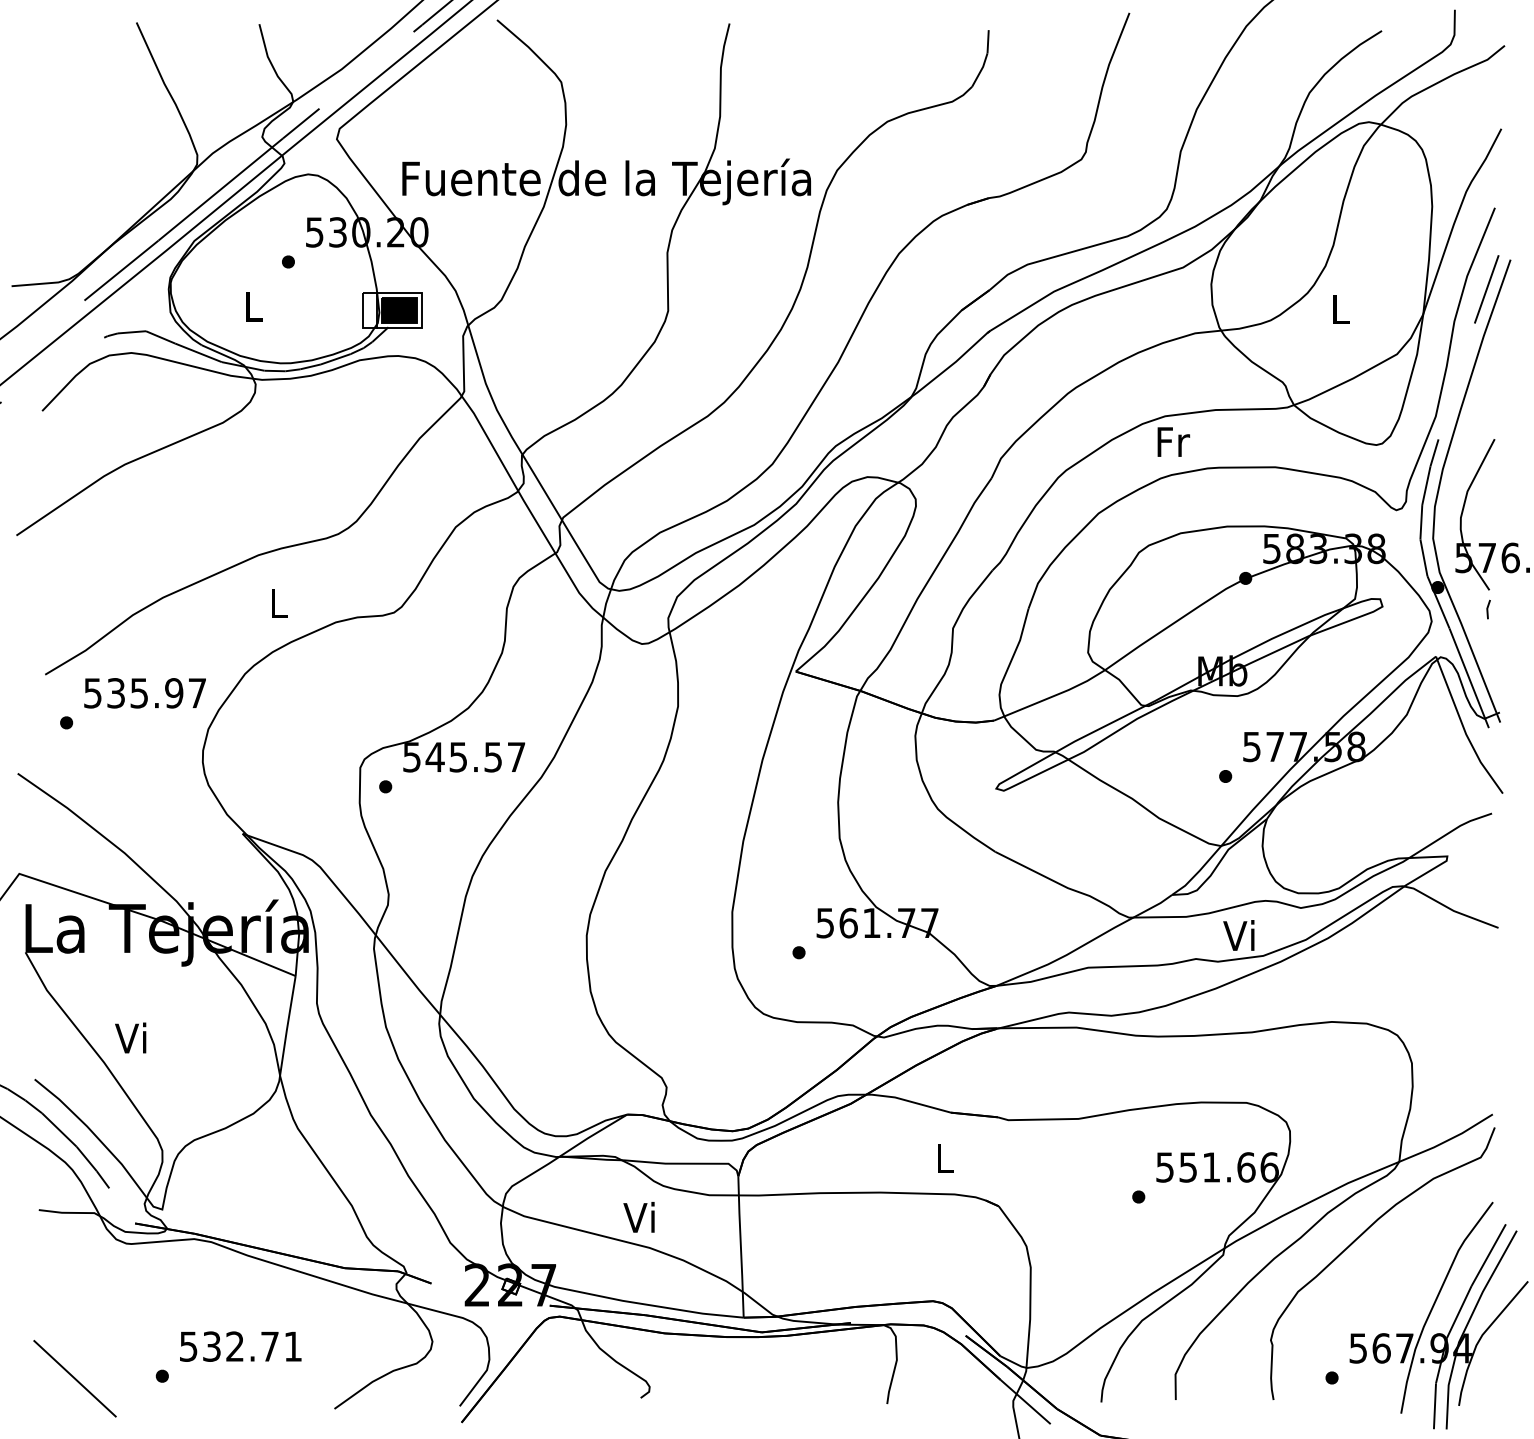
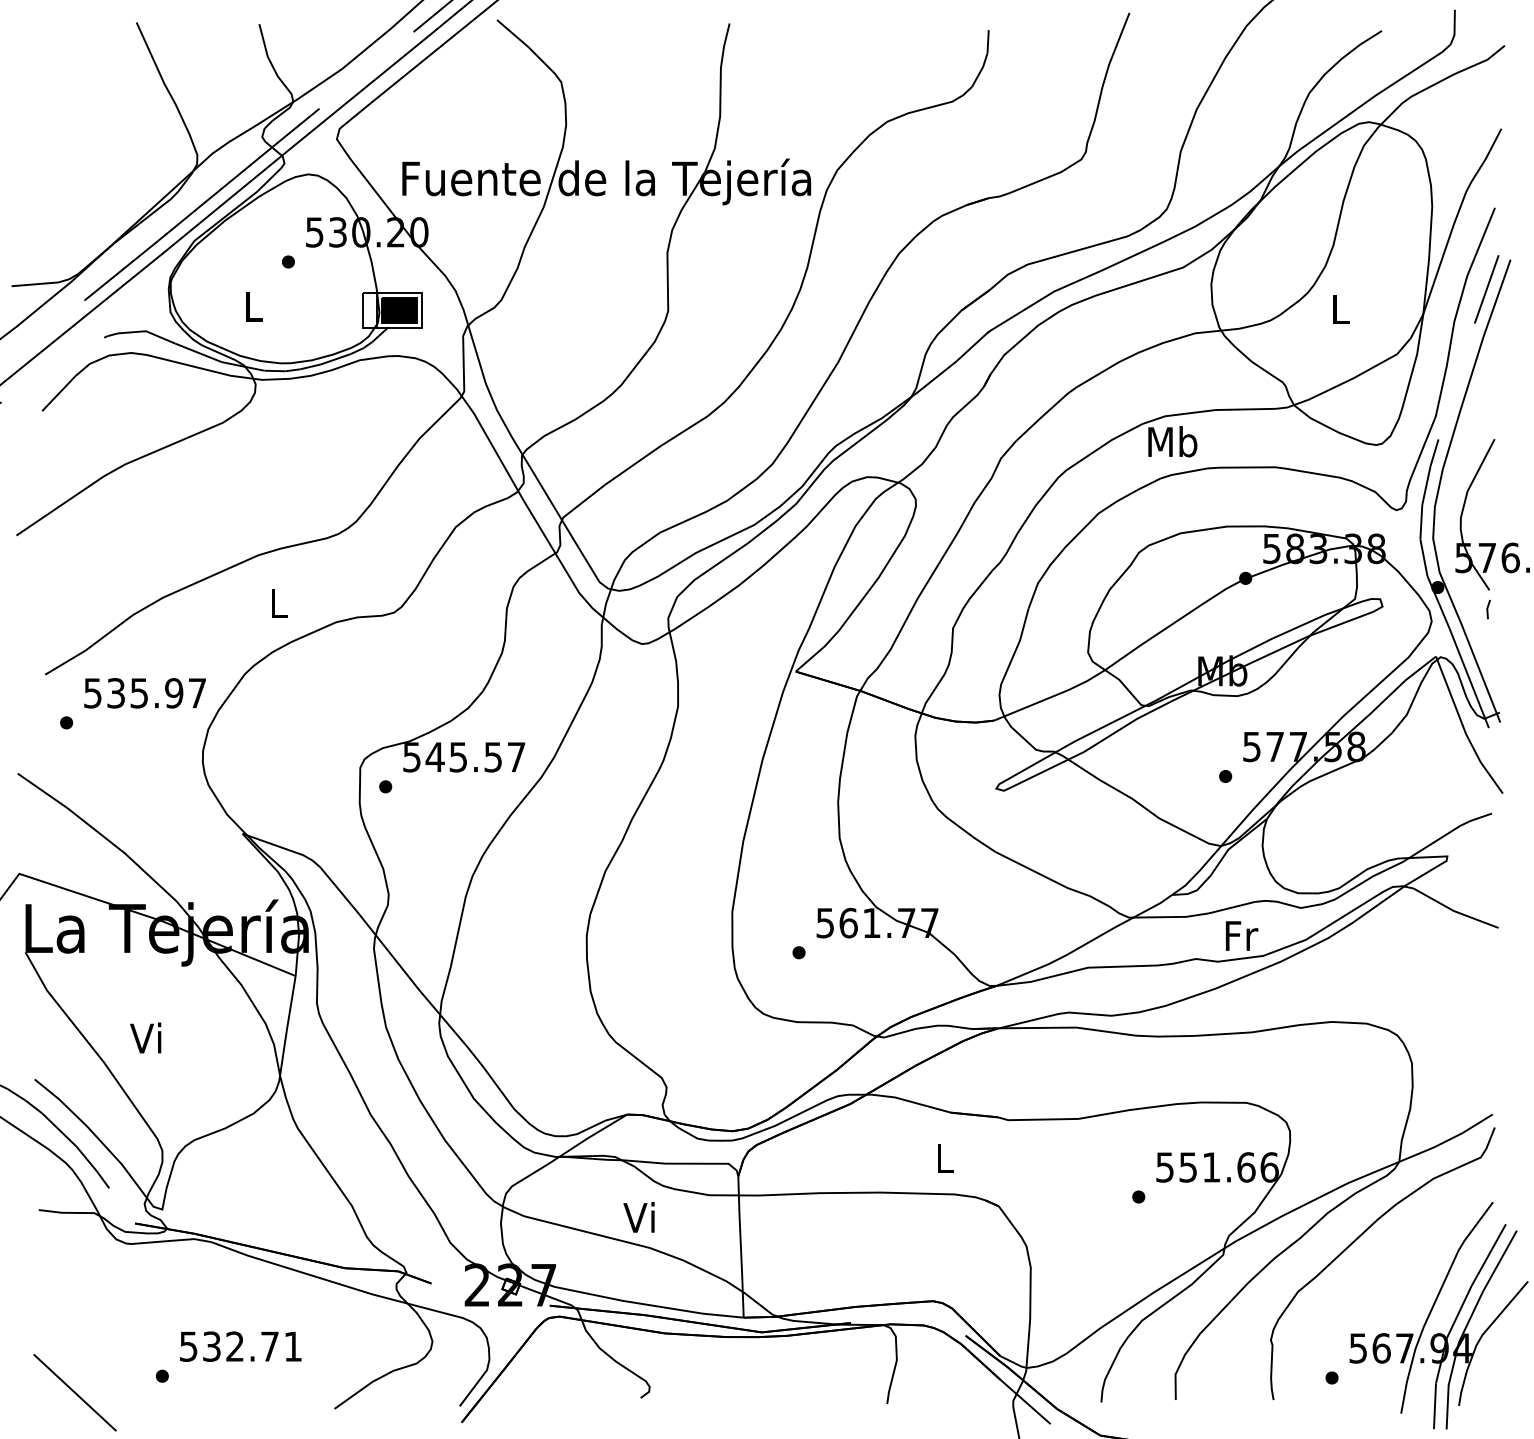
text: Fr -> Mb (1172, 441)
text: Vi -> Fr (1240, 935)
text position: (130, 1037) -> (145, 1037) (145, 1037)
line position: (74, 1378) -> (74, 1392) (74, 1392)
